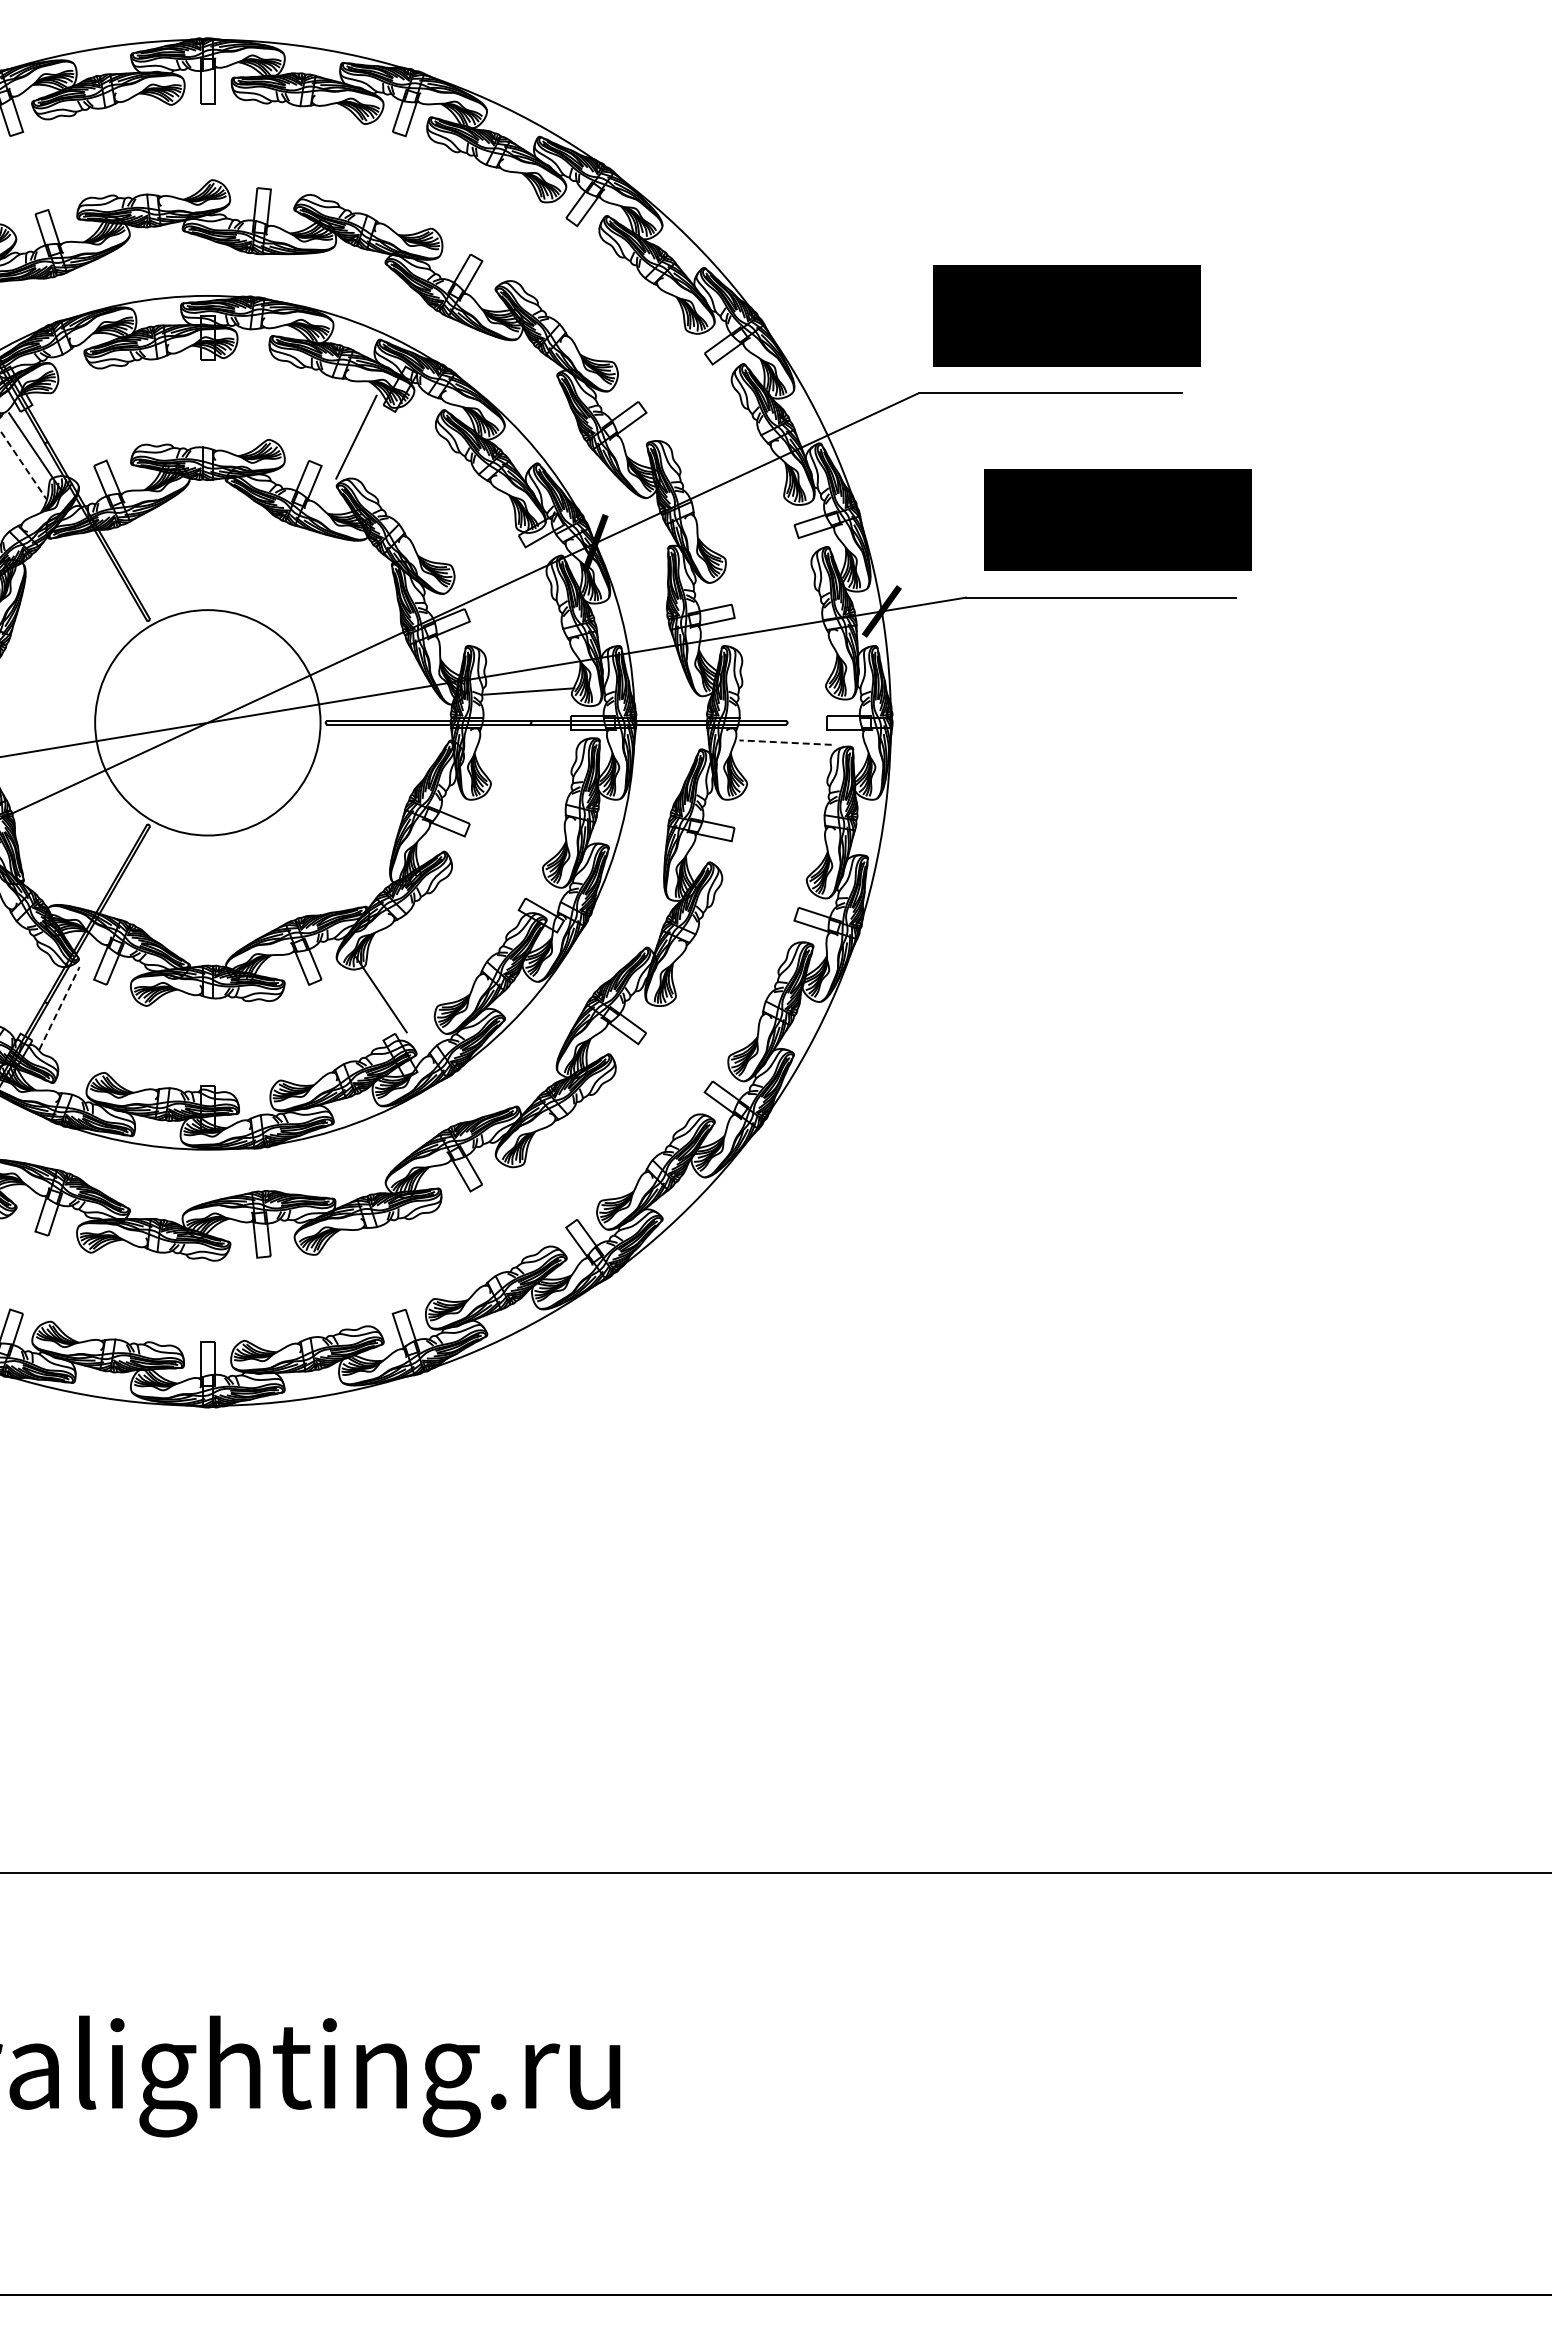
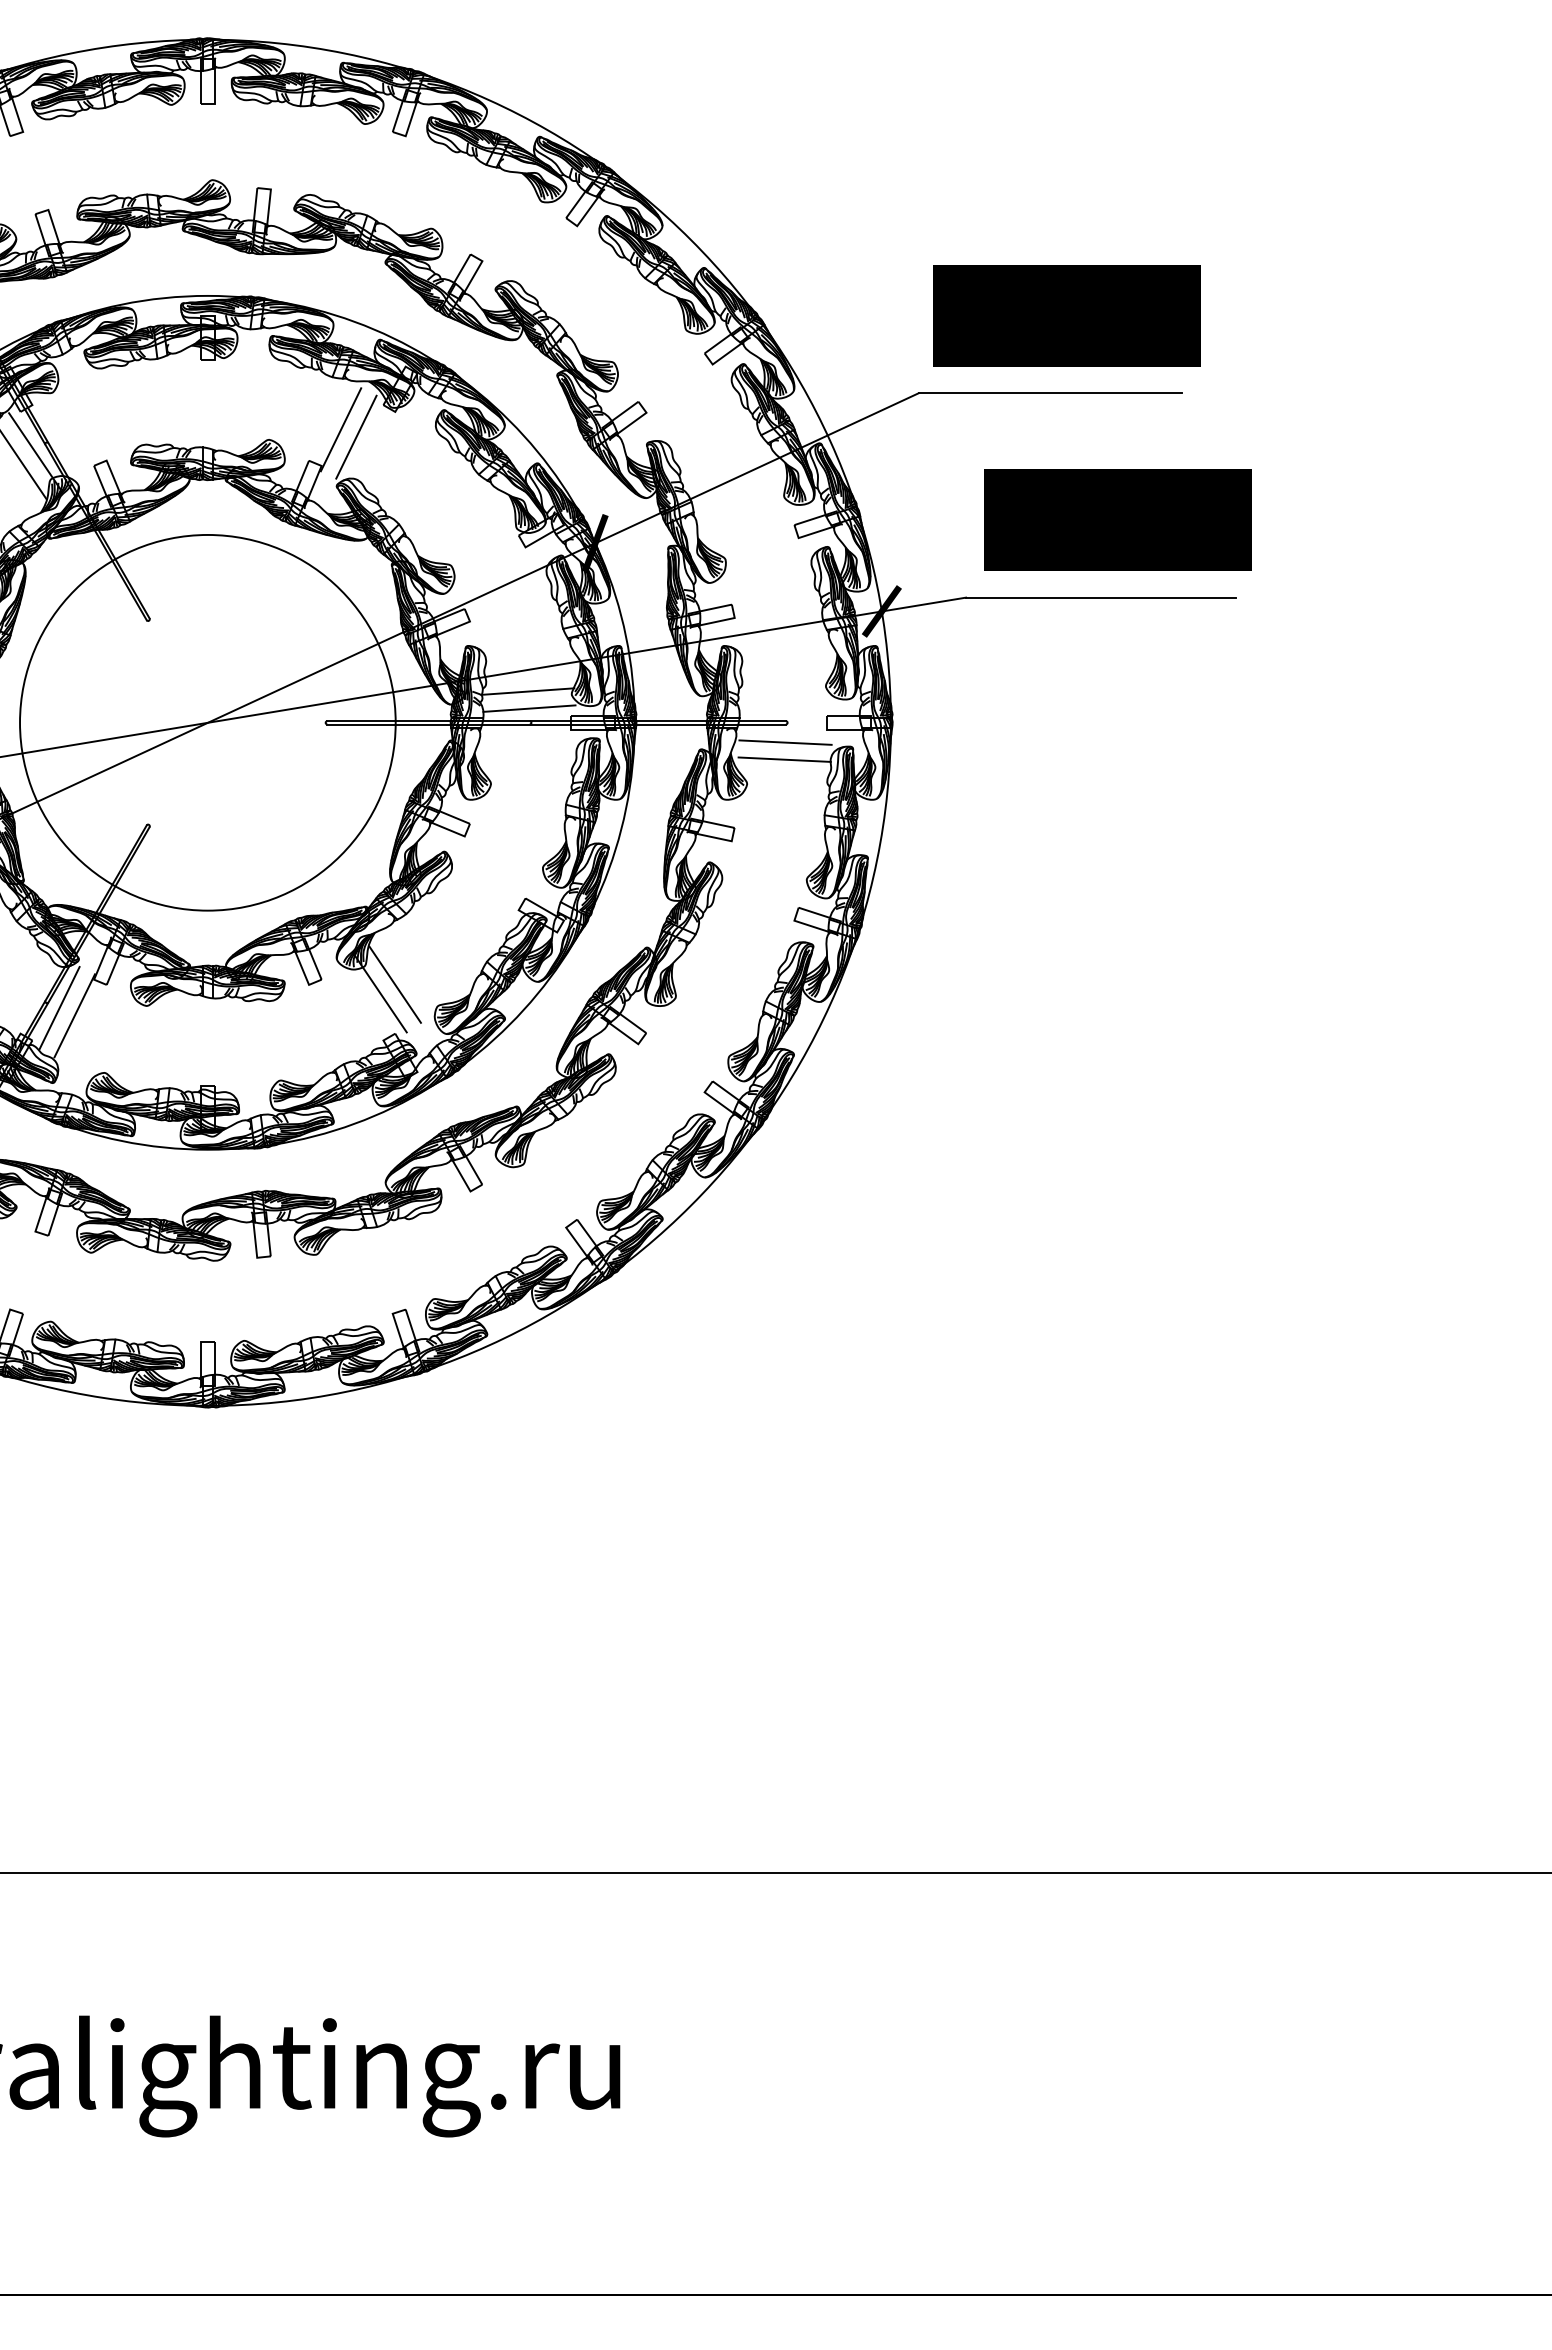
line: none -> present (340, 429)
line: dashed -> solid (23, 465)
line: none -> present (529, 708)
circle diameter: 225 px -> 376 px (207, 722)
line: dashed -> solid (785, 742)
line: none -> present (784, 759)
line: none -> present (394, 984)
line: dashed -> solid (59, 1007)
line: none -> present (74, 1015)
